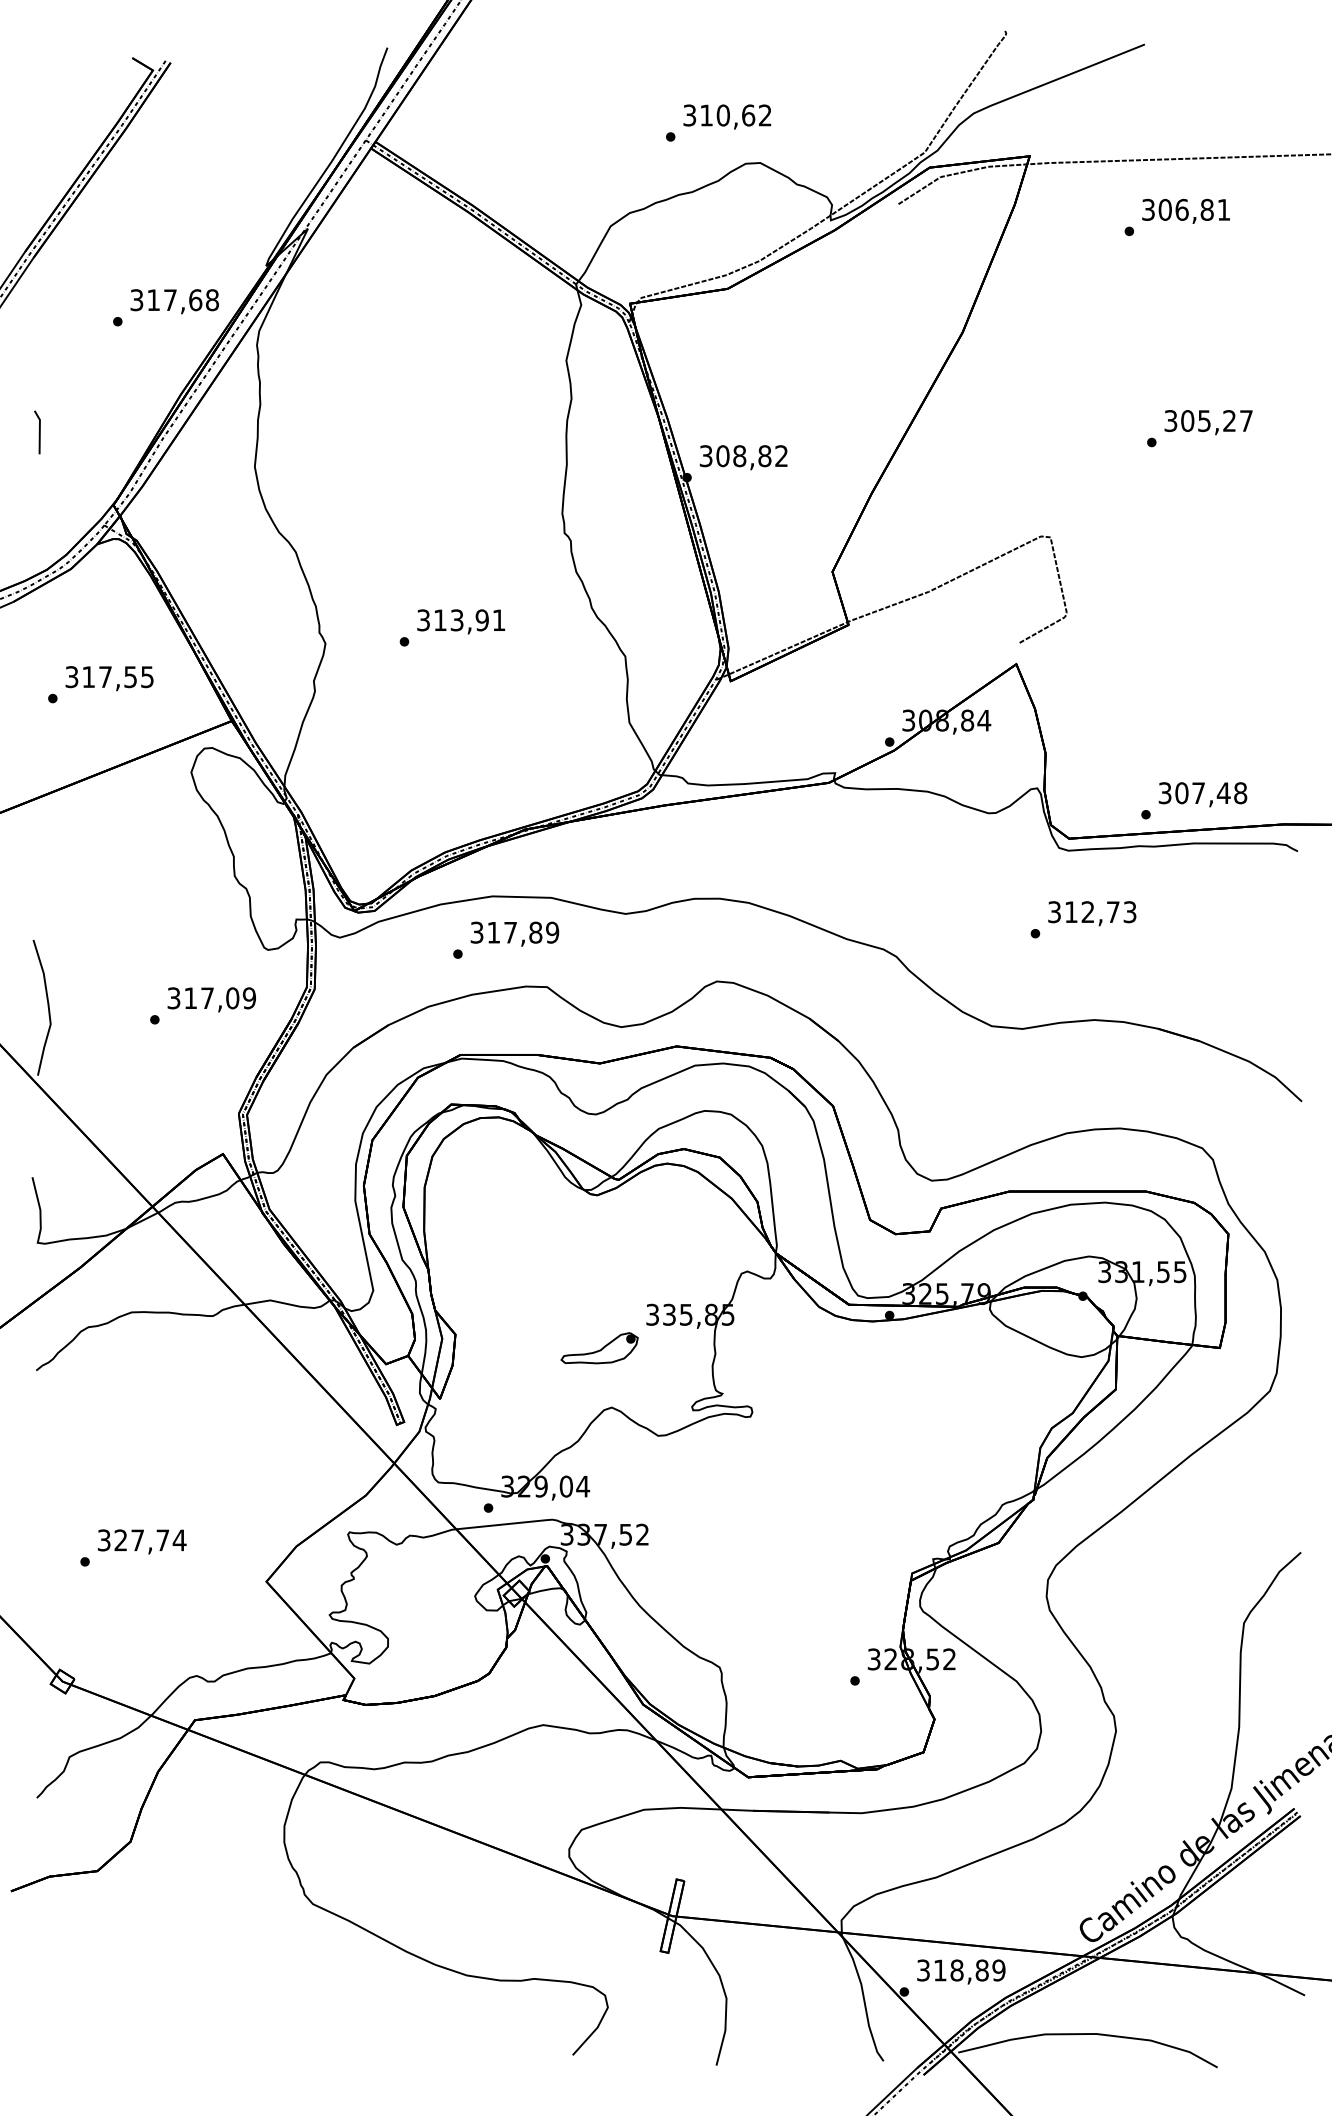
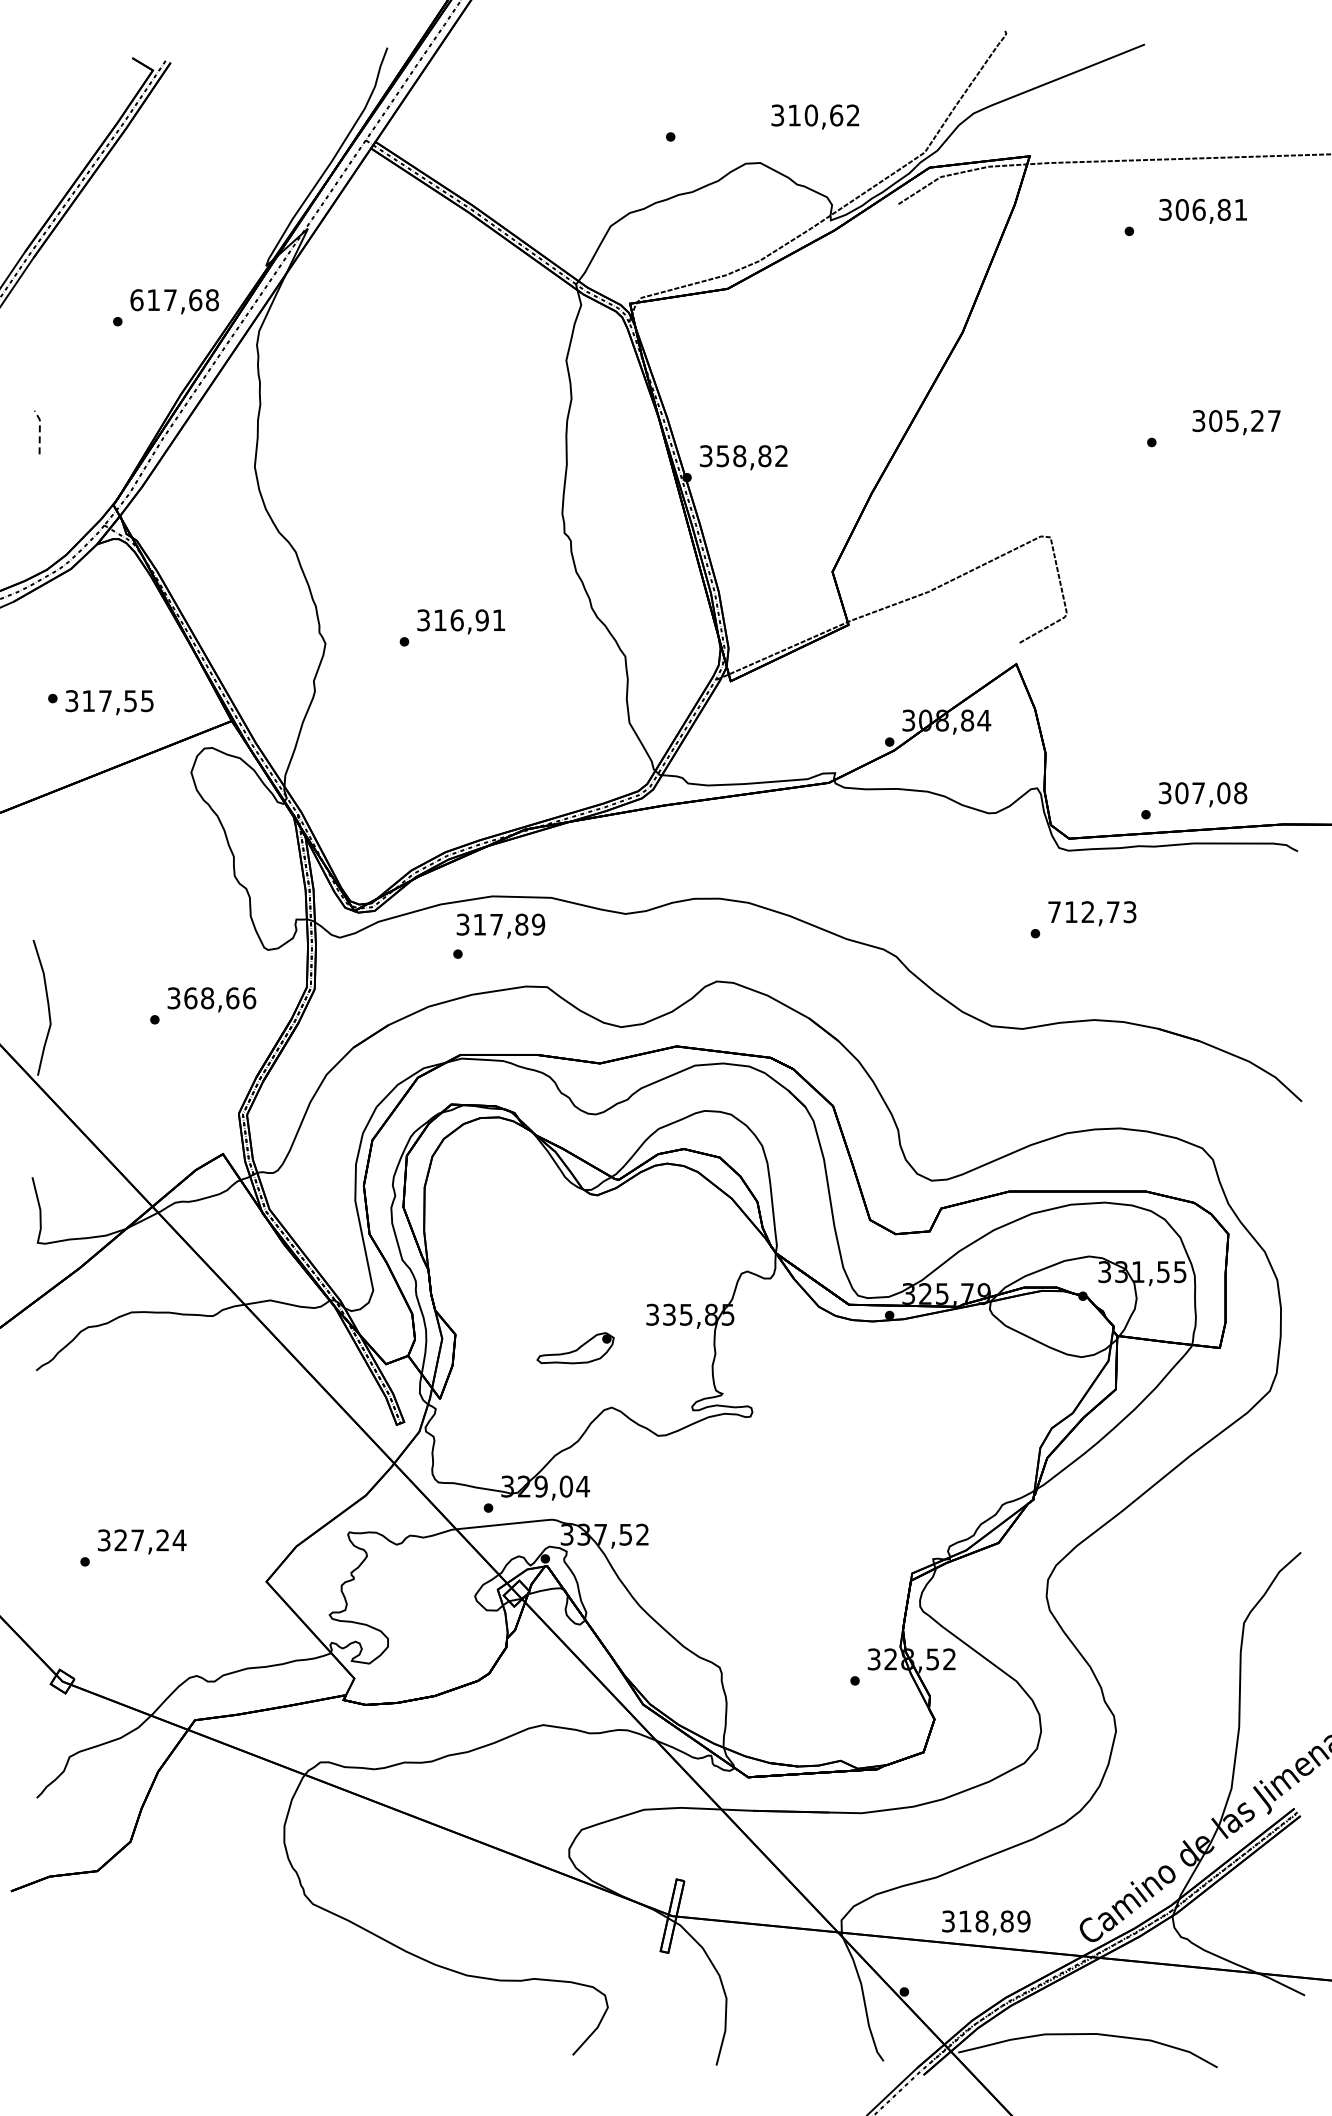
text position: (727, 116) -> (815, 116) (815, 116)
text position: (1185, 210) -> (1202, 210) (1202, 210)
text: 317,68 -> 617,68 (136, 300)
text position: (1208, 422) -> (1236, 422) (1236, 422)
line: solid -> dashed (39, 430)
text: 308,82 -> 358,82 (722, 456)
text: 313,91 -> 316,91 (456, 620)
text position: (109, 678) -> (109, 702) (109, 702)
text: 307,48 -> 307,08 (1223, 793)
text: 312,73 -> 712,73 (1054, 912)
text position: (514, 933) -> (500, 925) (500, 925)
text: 317,09 -> 368,66 (220, 998)
part position: (599, 1348) -> (575, 1348) (575, 1348)
text: 327,74 -> 327,24 (162, 1540)
text position: (961, 1971) -> (986, 1922) (986, 1922)
